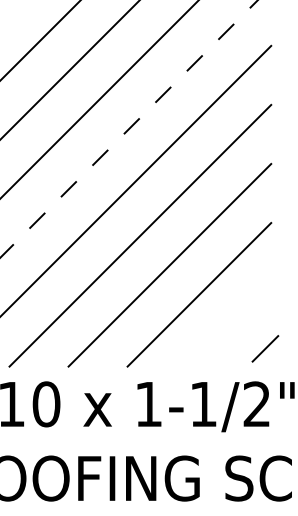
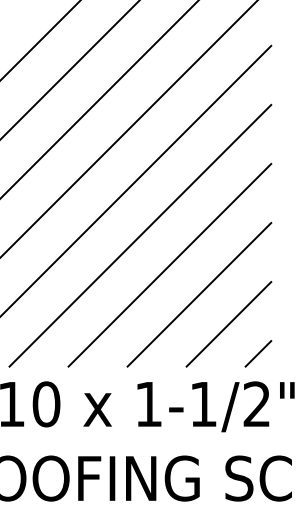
line: dashed -> solid (129, 128)
line: none -> present (228, 324)
line position: (265, 348) -> (258, 353) (258, 353)
